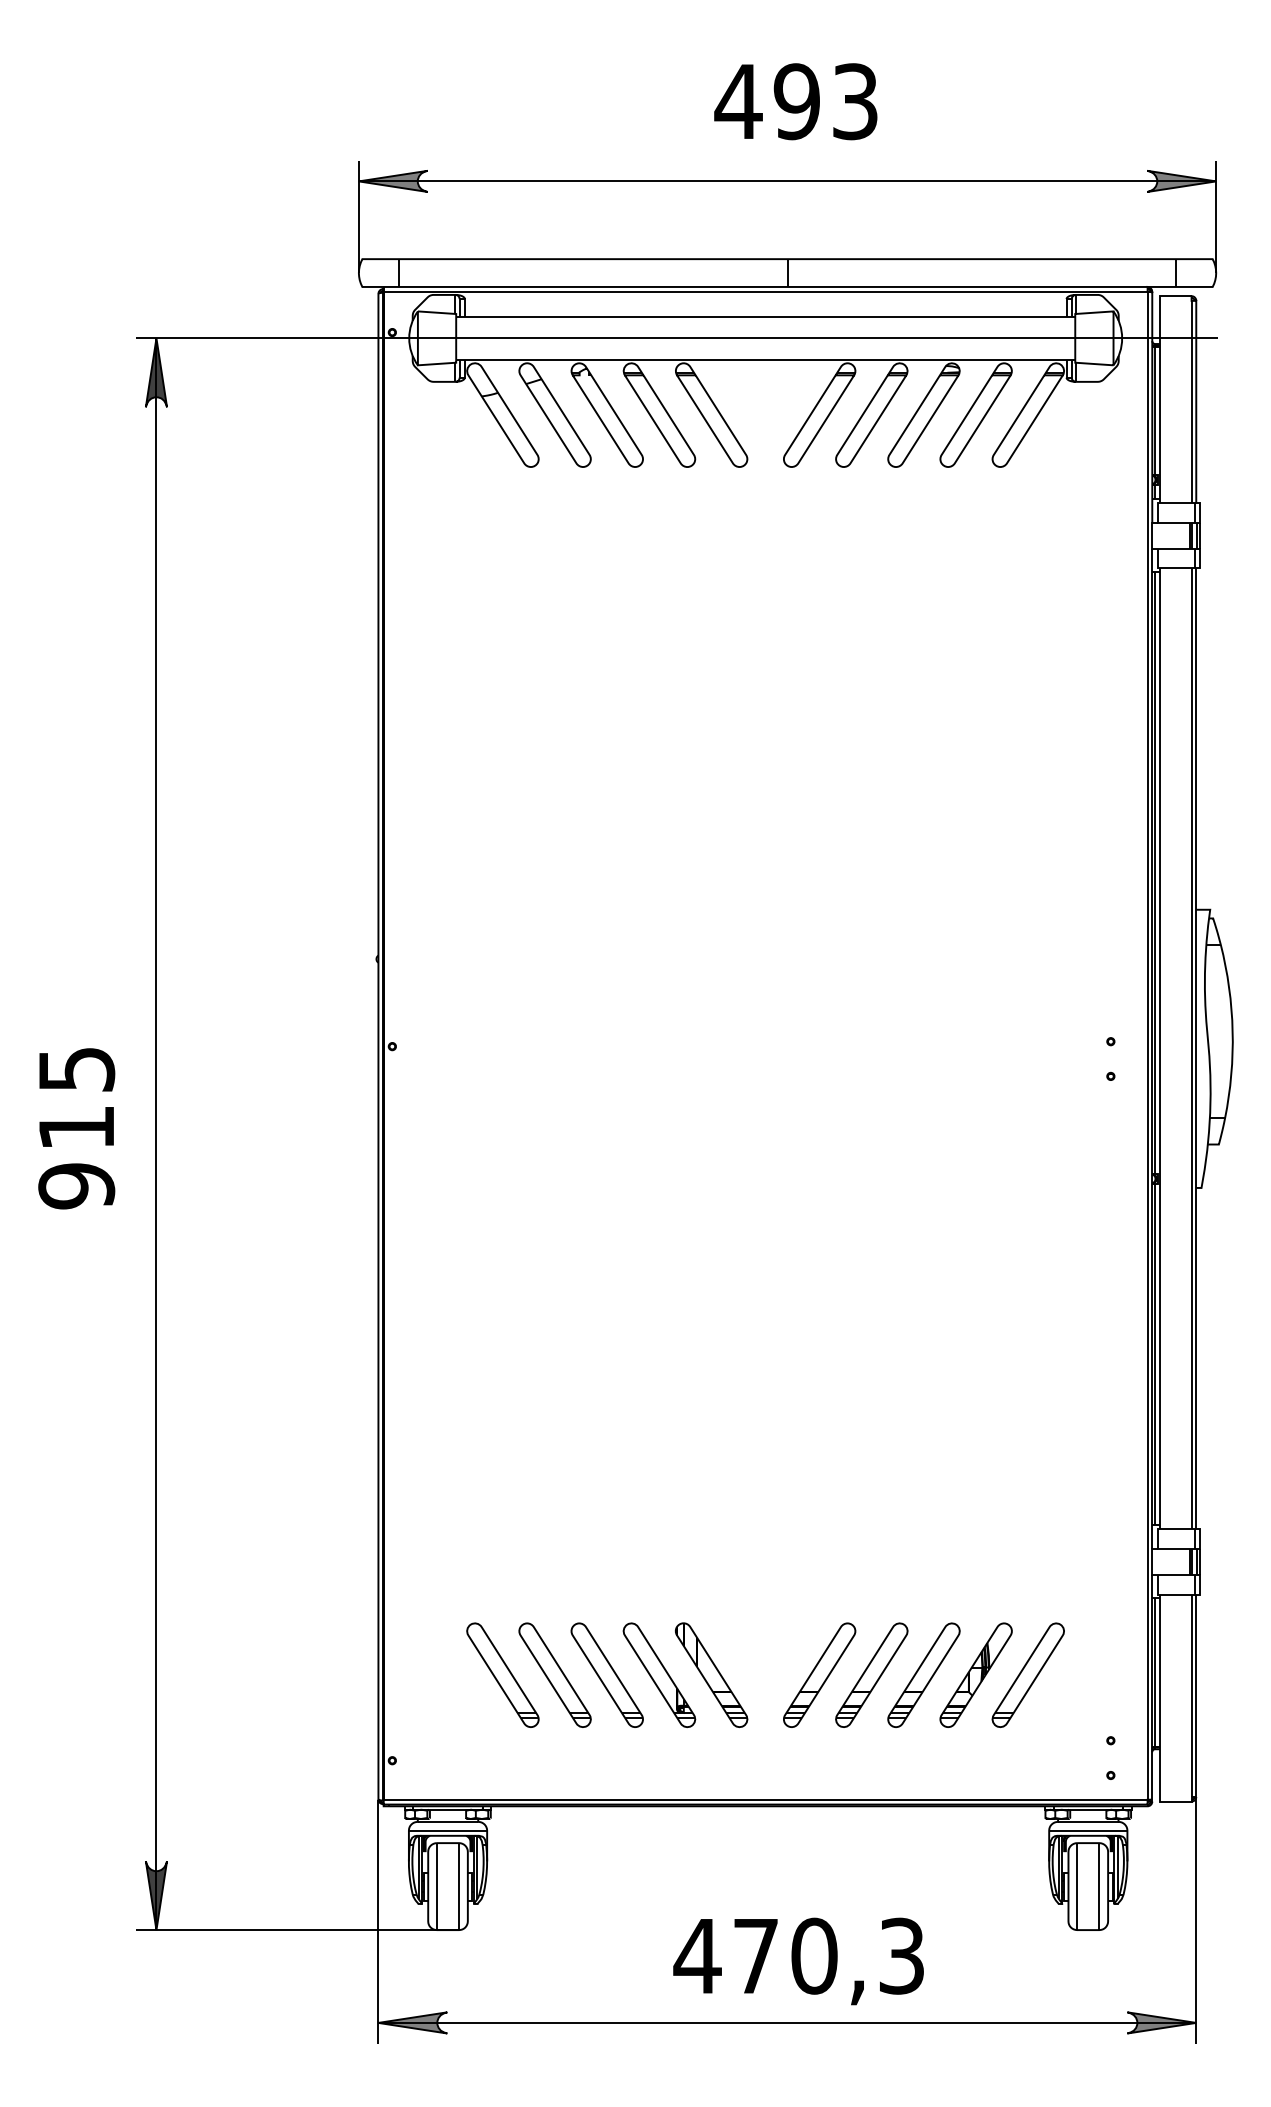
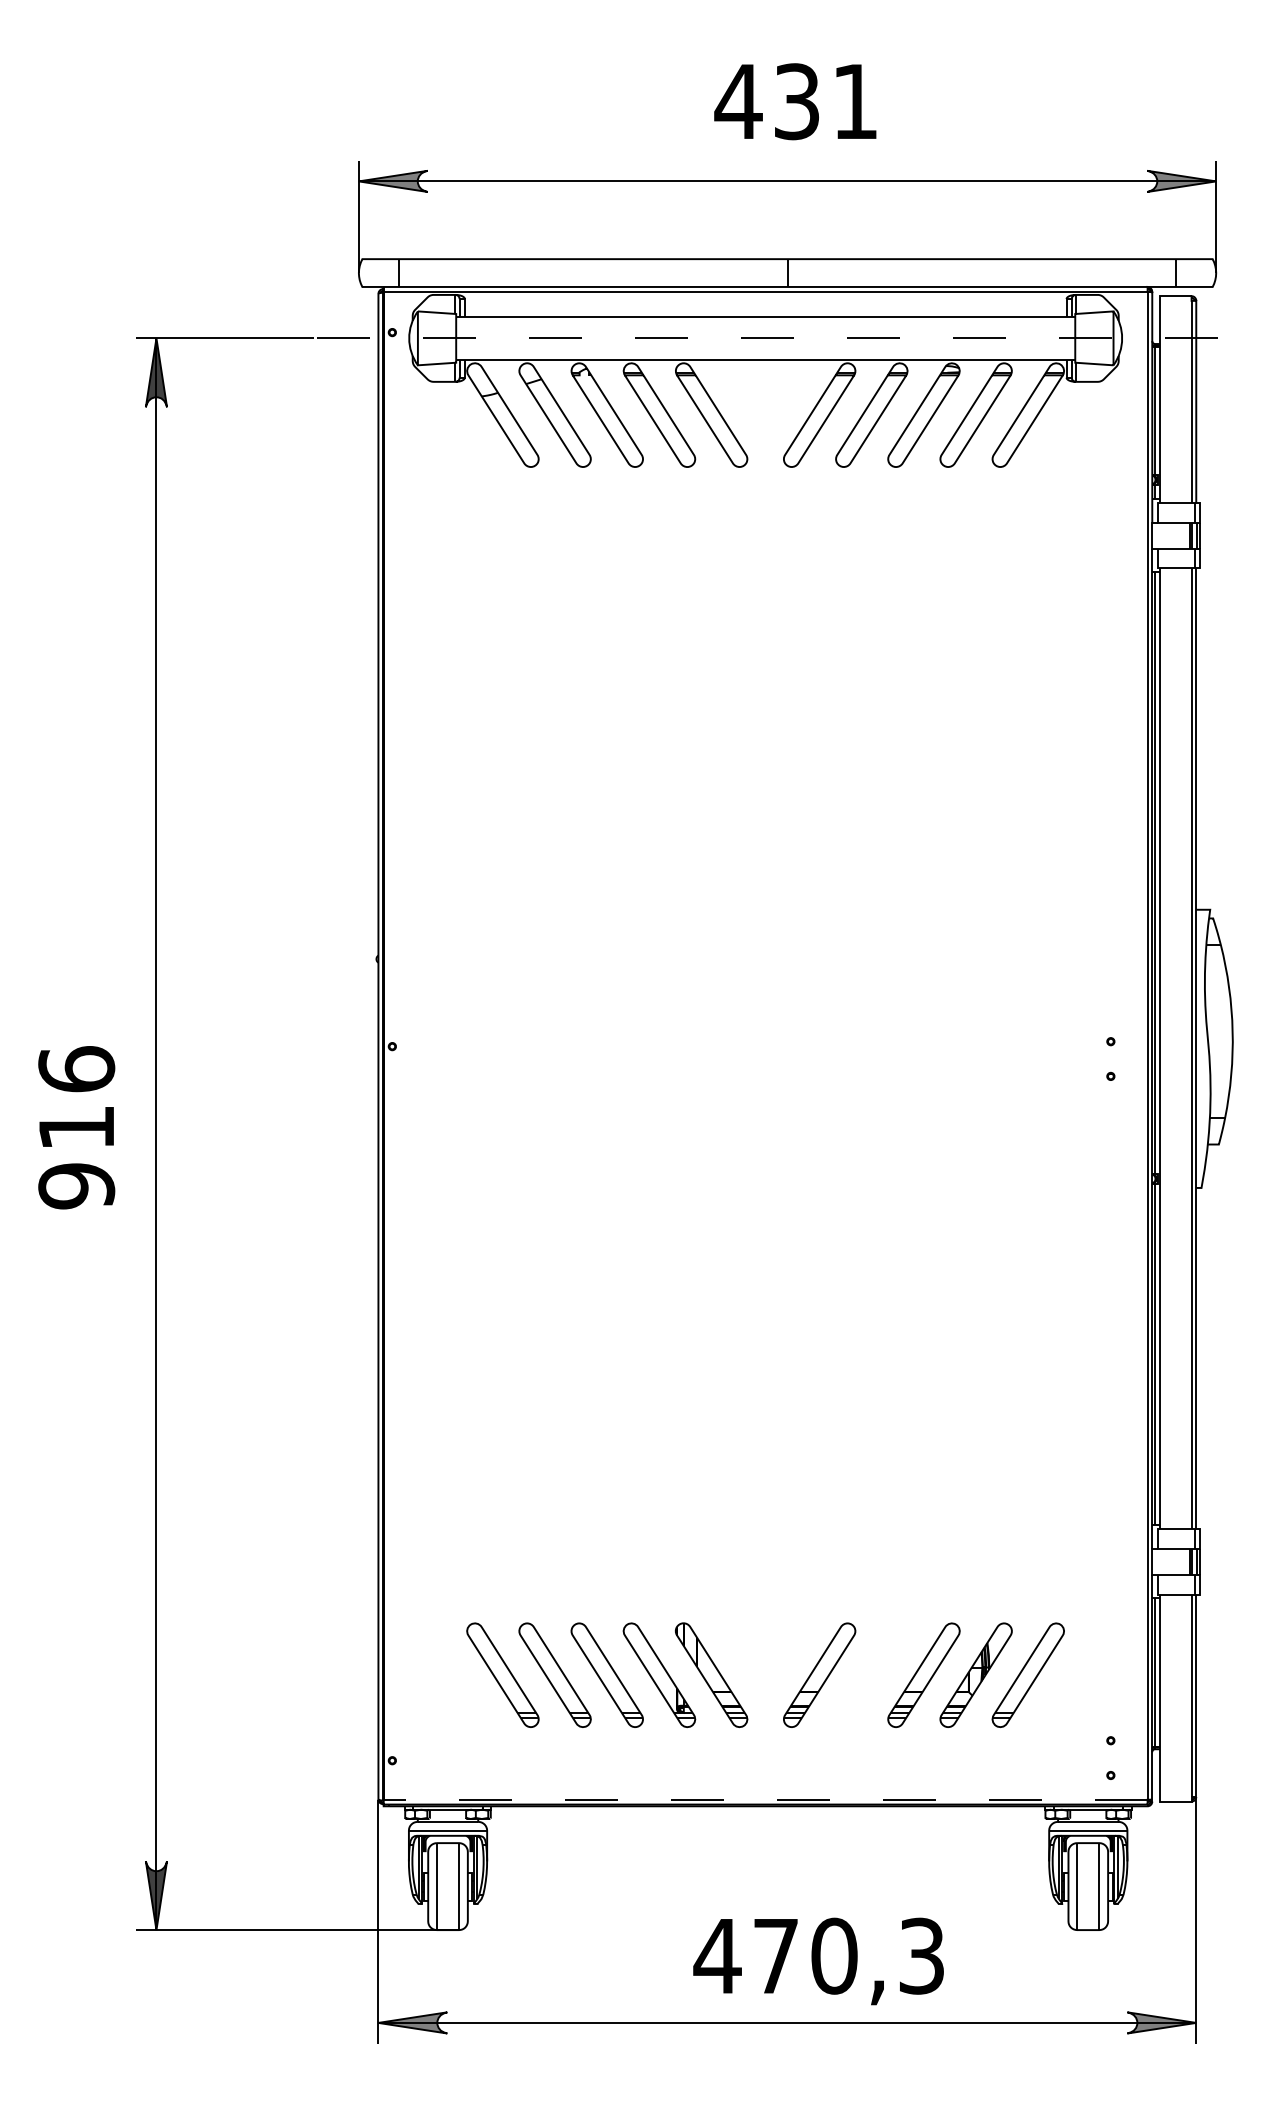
text: 493 -> 431 (825, 101)
line: solid -> dashed (765, 338)
text: 915 -> 916 (76, 1069)
part: present -> none (871, 1674)
line: solid -> dashed (765, 1799)
text position: (798, 1961) -> (818, 1961) (818, 1961)
